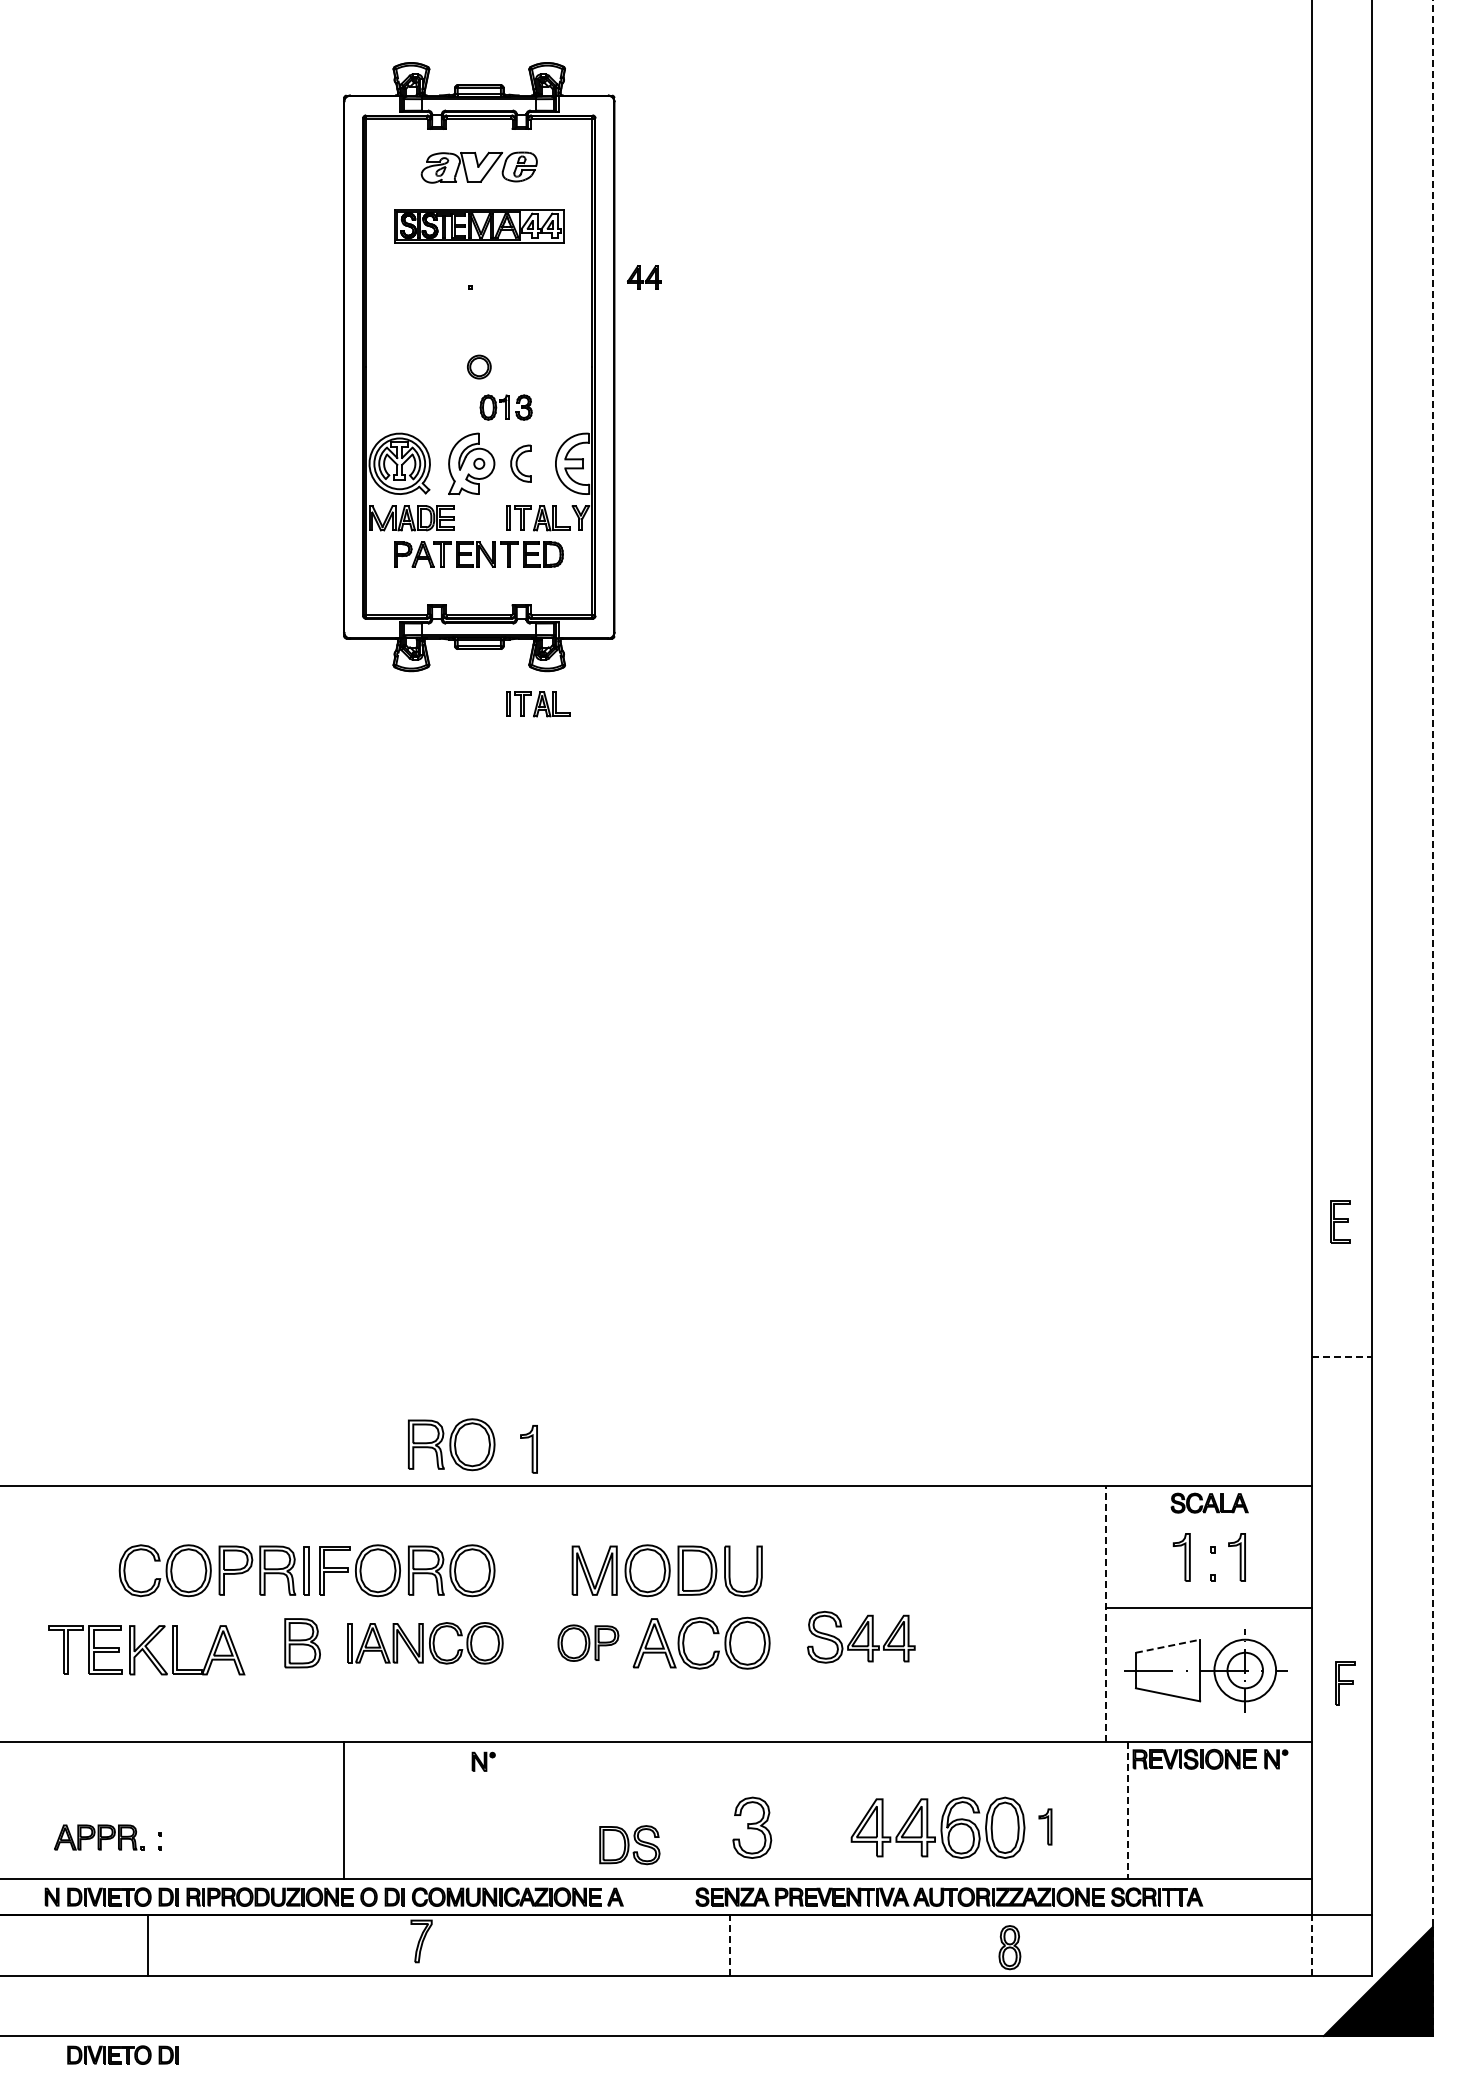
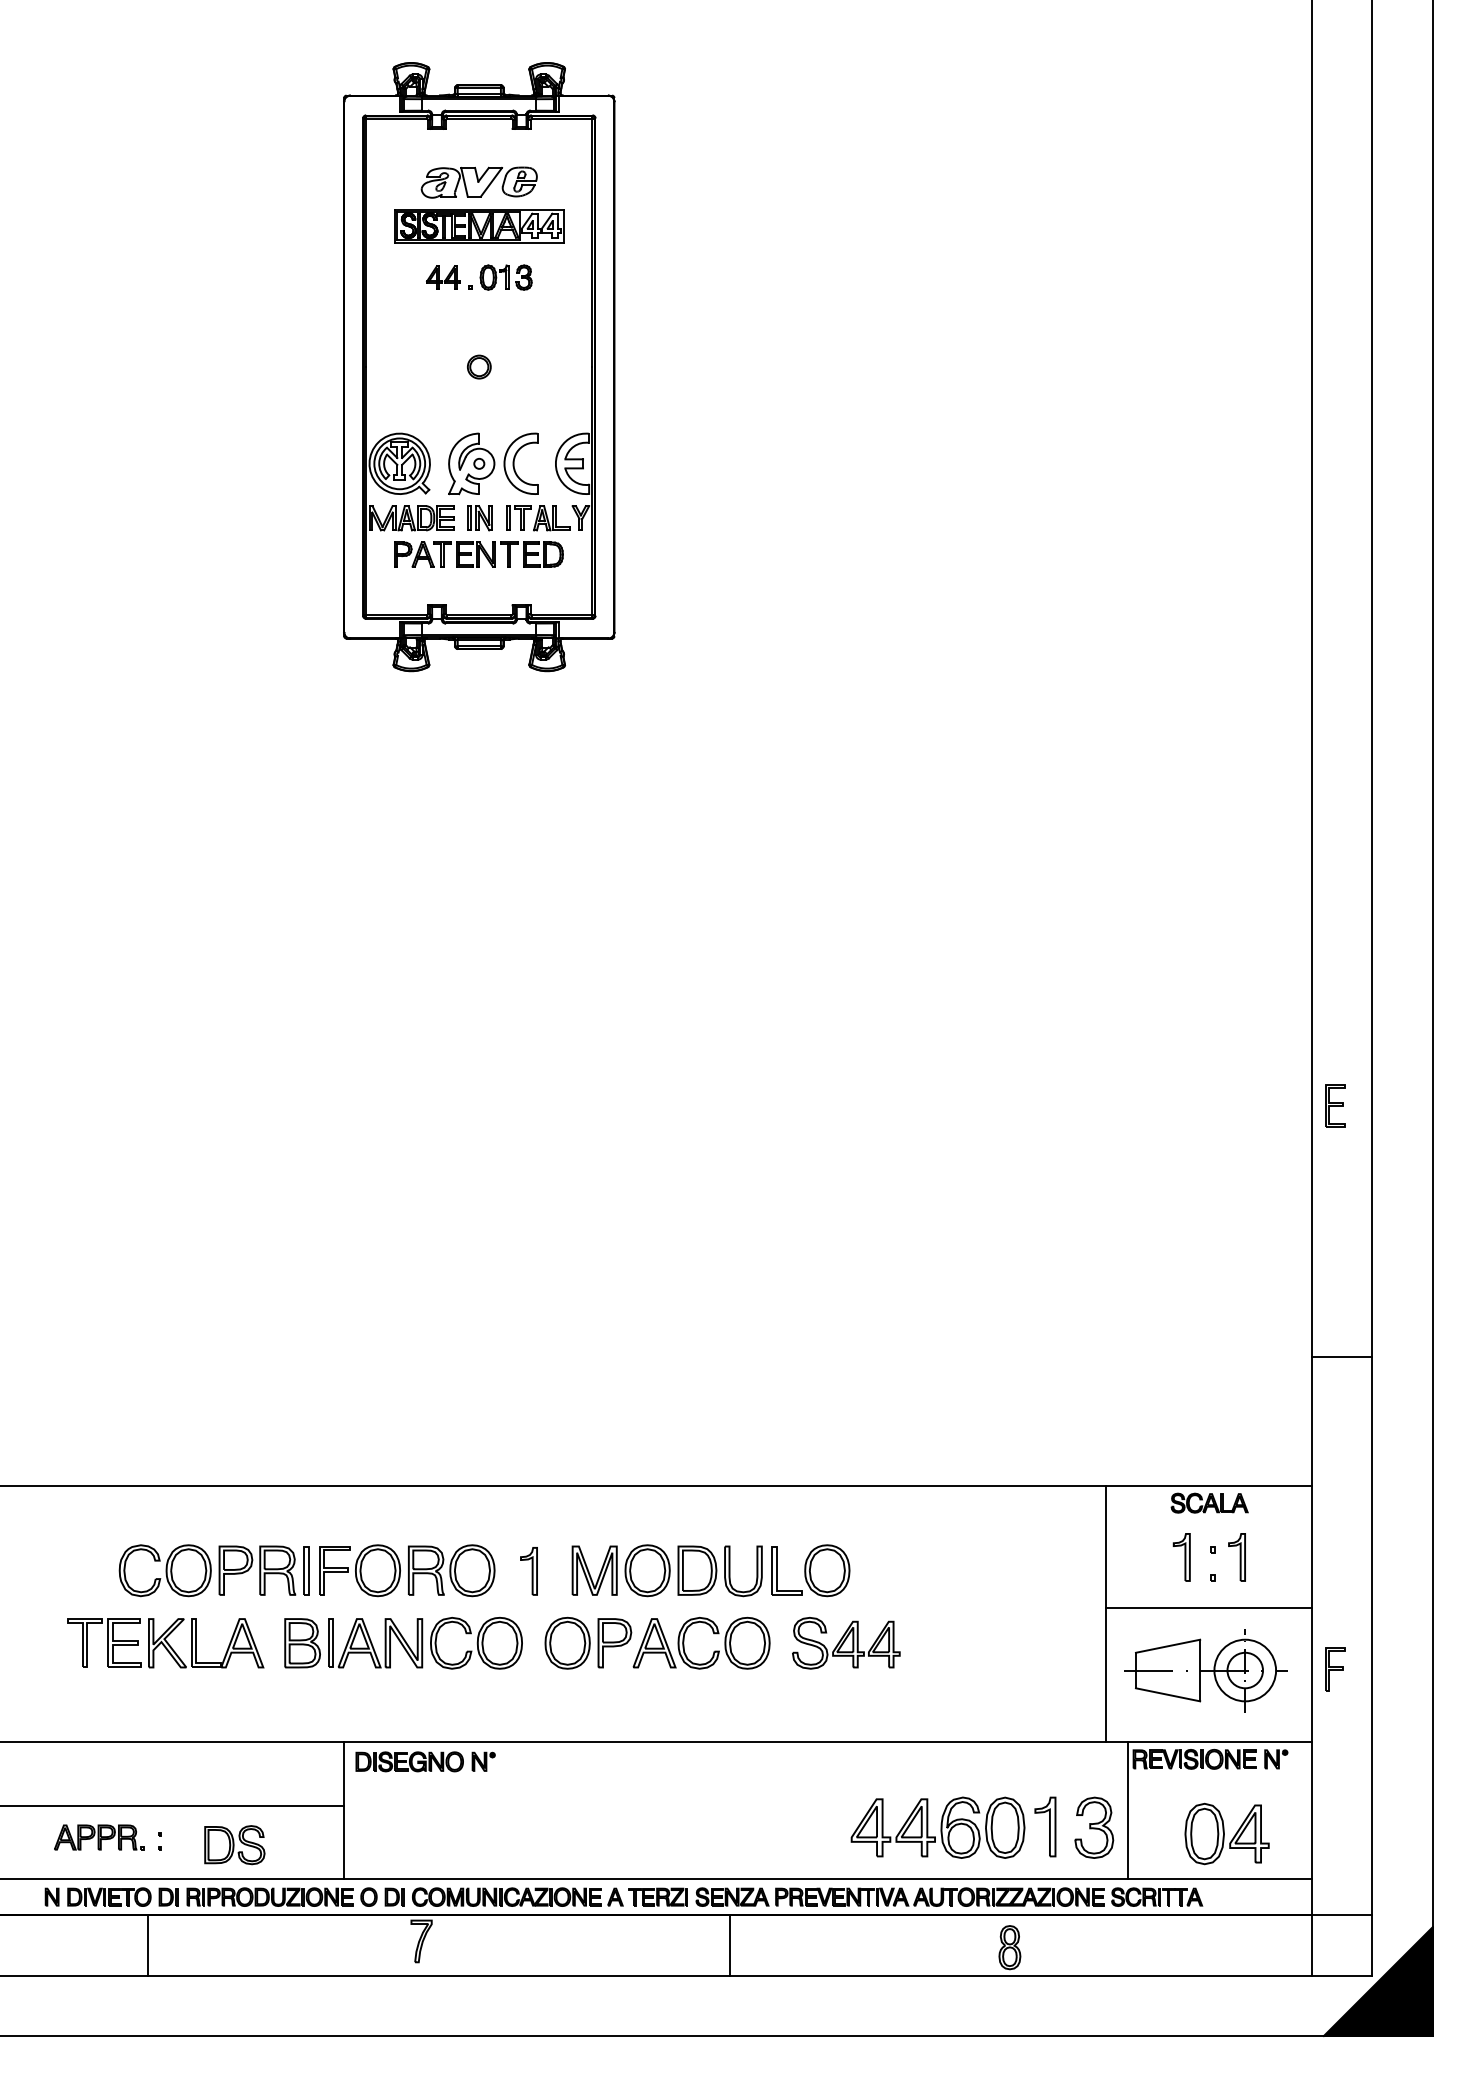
part position: (478, 167) -> (478, 182) (478, 182)
part position: (644, 277) -> (443, 277) (443, 277)
part position: (505, 407) -> (505, 277) (505, 277)
part size: 22x39 px -> 36x63 px (520, 463)
part: none -> present (479, 518)
part: present -> none (538, 704)
line: dashed -> solid (1432, 1018)
part position: (1340, 1221) -> (1335, 1105) (1335, 1105)
line: dashed -> solid (1342, 1356)
part: present -> none (451, 1444)
part position: (528, 1449) -> (528, 1571) (528, 1571)
part: none -> present (810, 1570)
line: dashed -> solid (1106, 1613)
part position: (861, 1637) -> (846, 1643) (846, 1643)
part size: 63x38 px -> 89x54 px (588, 1642)
part size: 157x43 px -> 195x53 px (425, 1643)
line: dashed -> solid (1168, 1646)
part position: (146, 1650) -> (165, 1643) (165, 1643)
part position: (1345, 1683) -> (1335, 1669) (1335, 1669)
part: none -> present (409, 1761)
line: none -> present (173, 1806)
line: dashed -> solid (1127, 1810)
part size: 15x38 px -> 23x62 px (1045, 1826)
part position: (752, 1827) -> (1094, 1827) (1094, 1827)
part: none -> present (1226, 1833)
part position: (629, 1845) -> (234, 1845) (234, 1845)
part: none -> present (657, 1896)
line: dashed -> solid (729, 1944)
line: dashed -> solid (1311, 1944)
part: present -> none (122, 2054)
